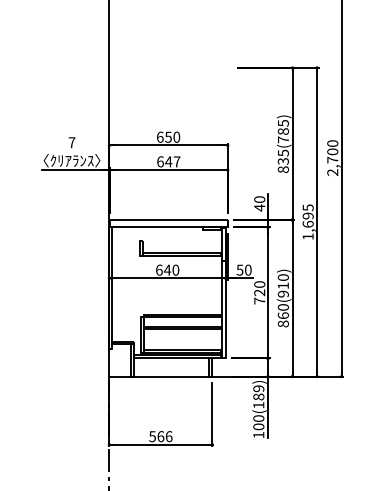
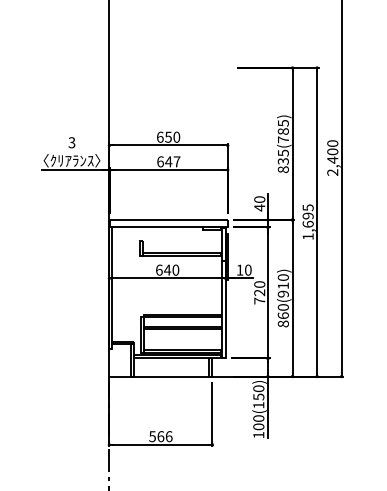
text: 7 -> 3 (71, 142)
text: 2,700 -> 2,400 (332, 159)
text: 50 -> 10 (239, 269)
text: 100(189) -> 100(150) (258, 392)
